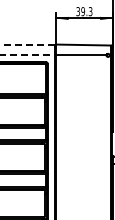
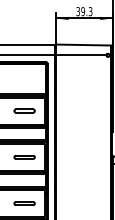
line: dashed -> solid (27, 44)
line: dashed -> solid (28, 55)
part: none -> present (24, 110)
part: none -> present (24, 156)
line: none -> present (24, 202)
